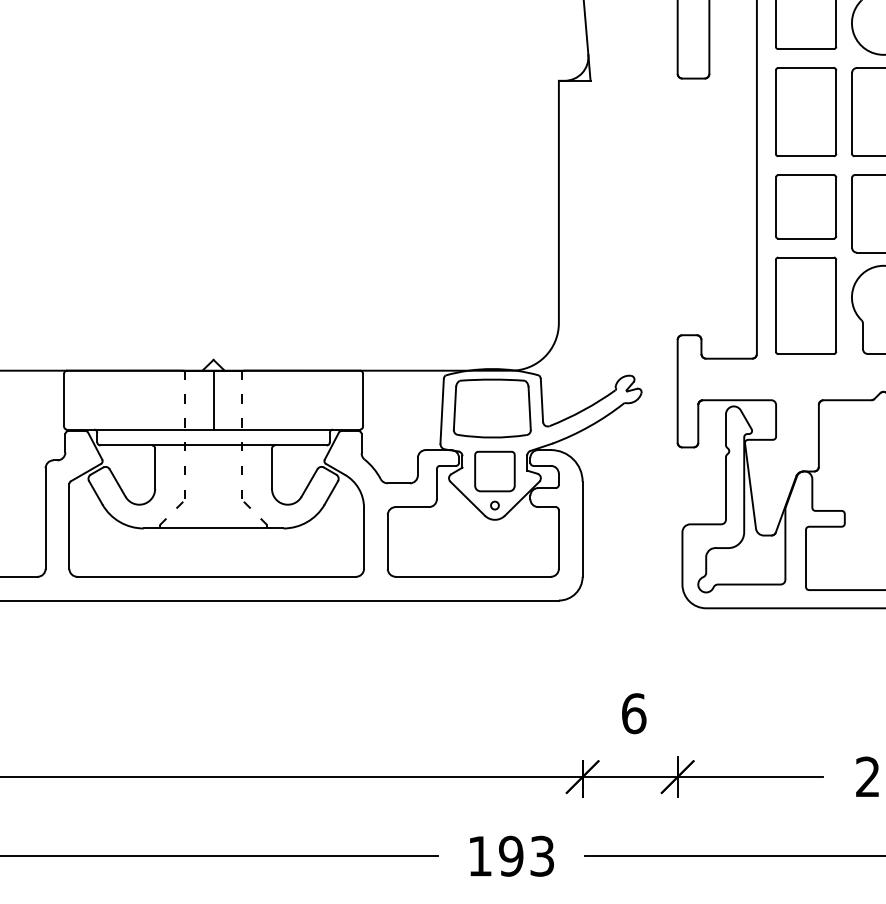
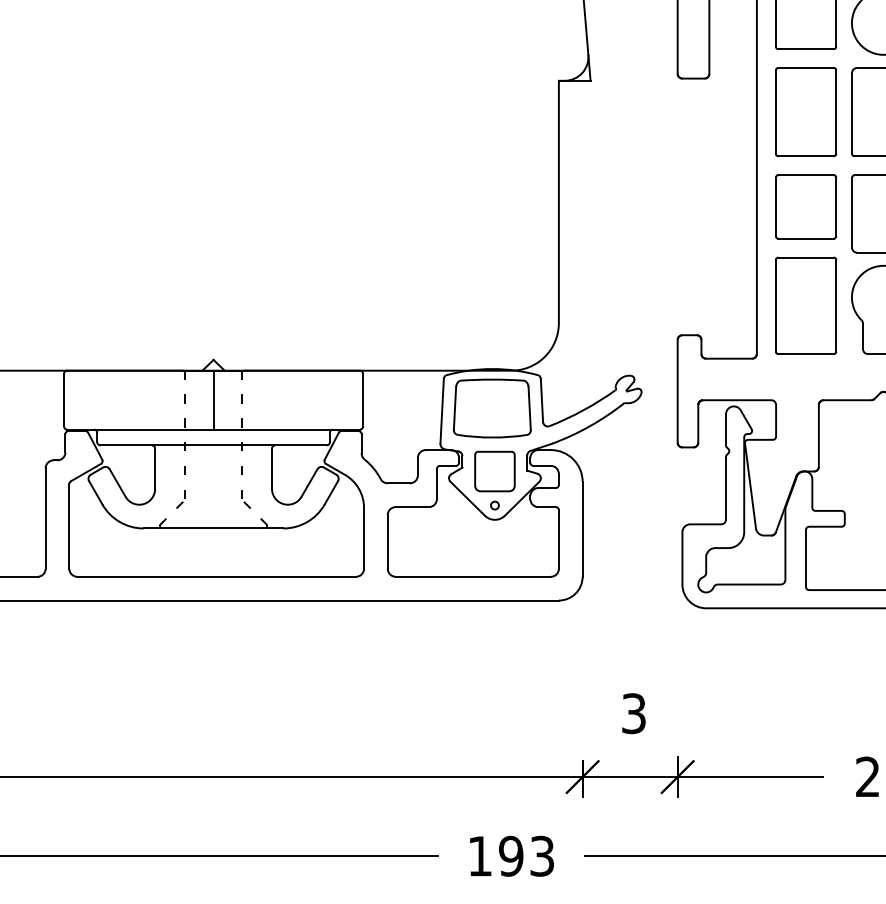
text: 6 -> 3 (634, 713)
